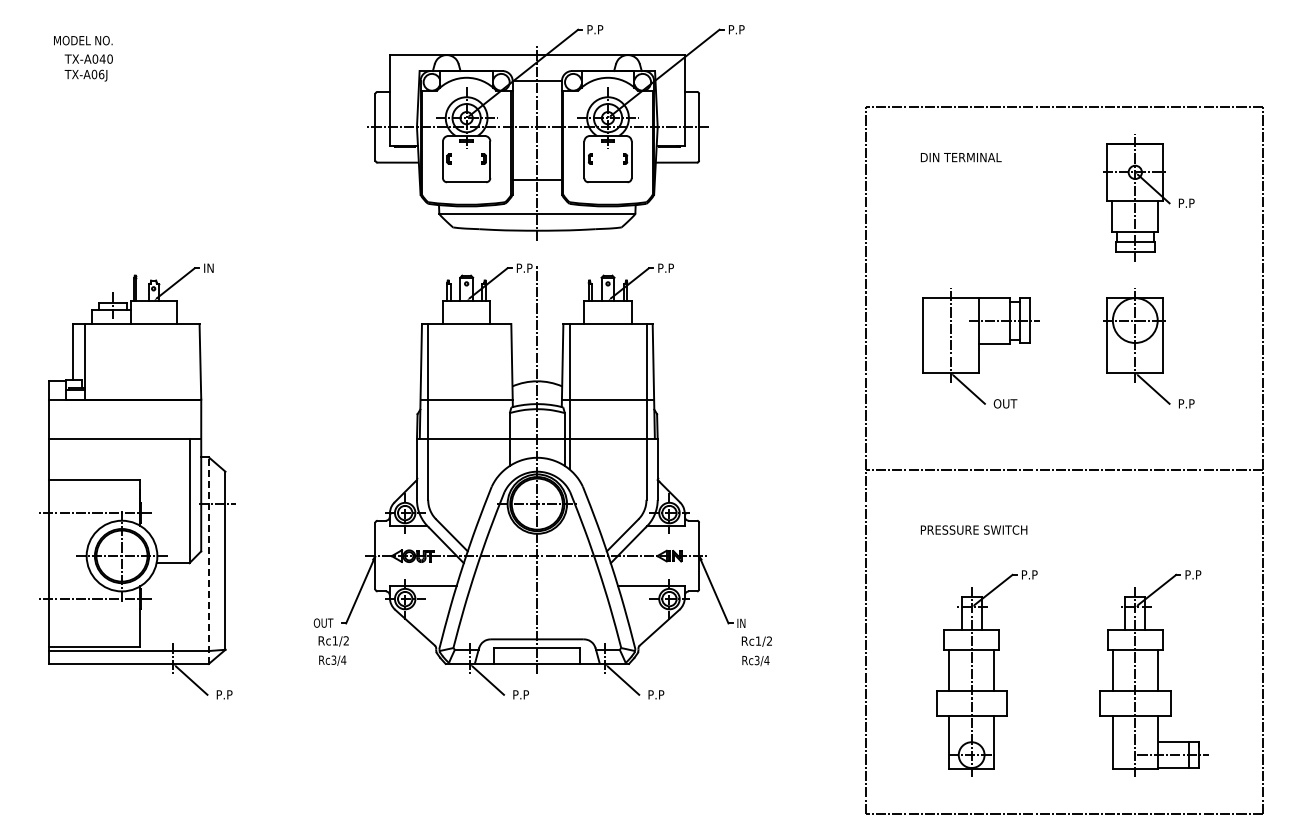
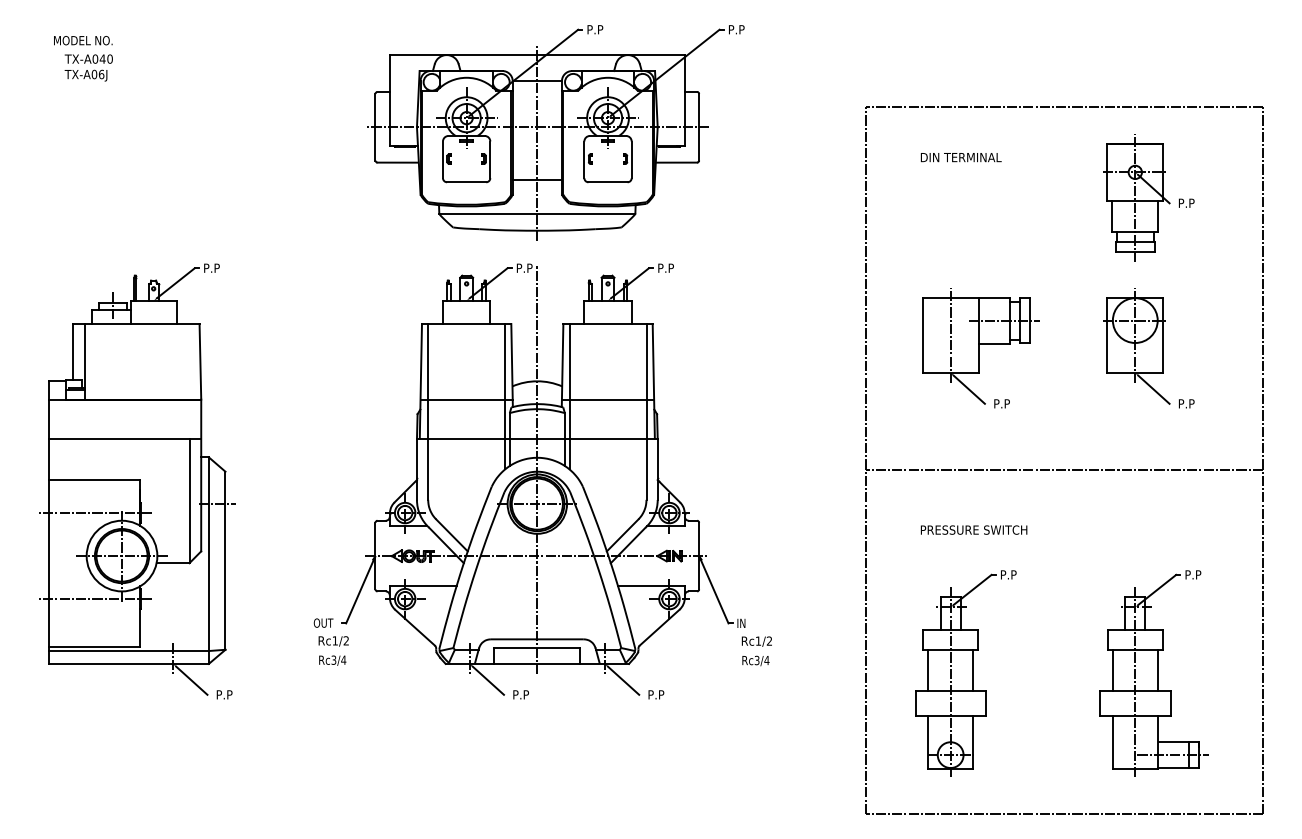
text: IN -> P.P (212, 267)
line: none -> present (505, 396)
text: OUT -> P.P (1005, 403)
line: dashed -> solid (208, 560)
part position: (986, 673) -> (965, 673) (965, 673)
